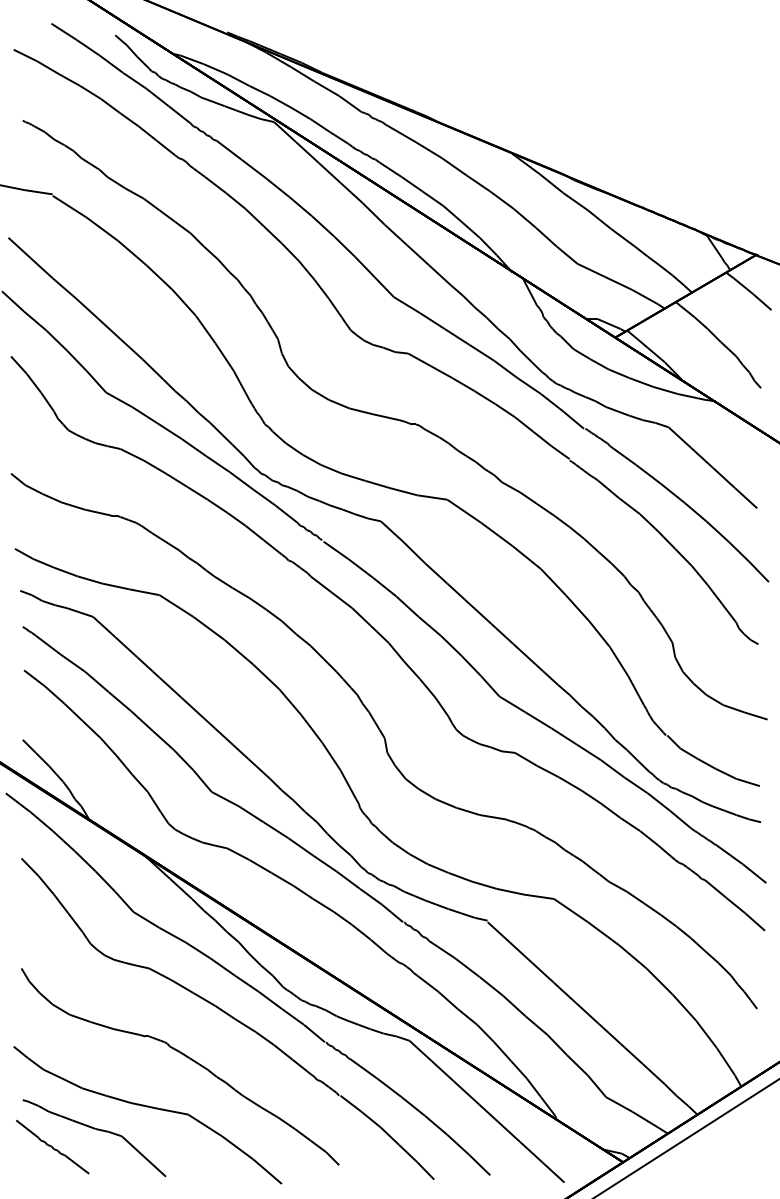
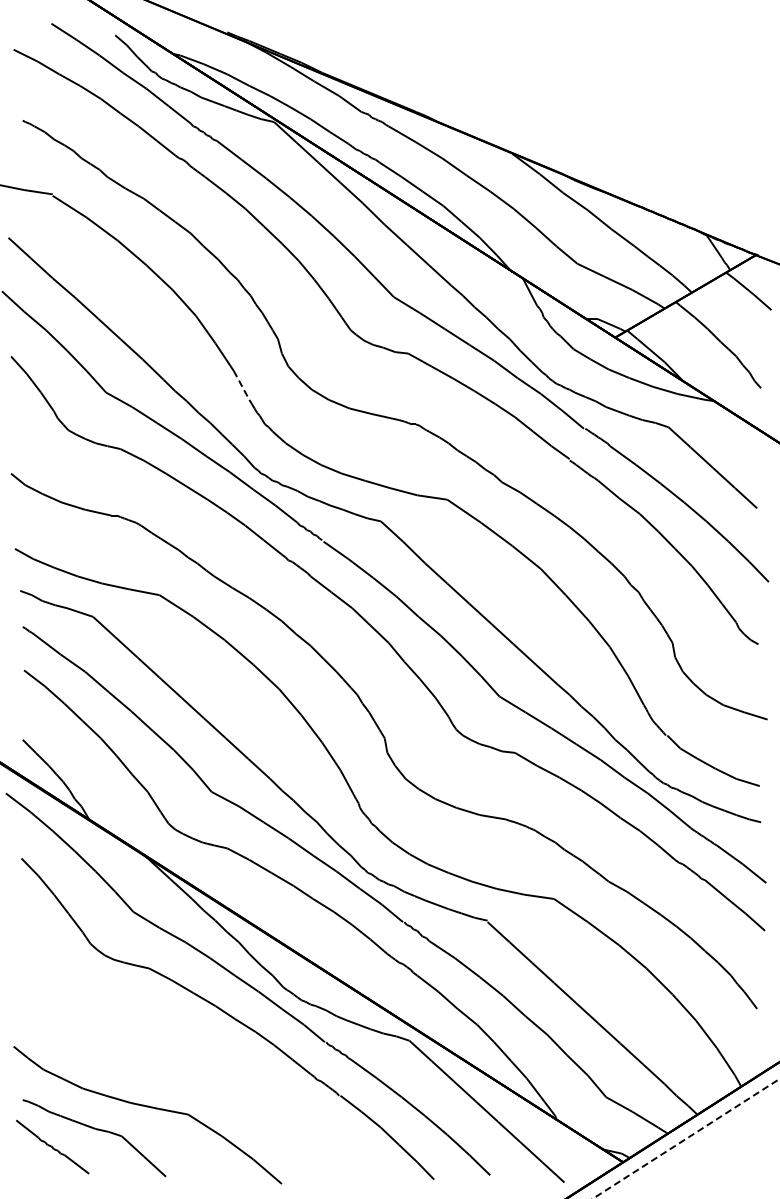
line: solid -> dashed (241, 385)
part: present -> none (184, 1056)
line: solid -> dashed (686, 1138)
